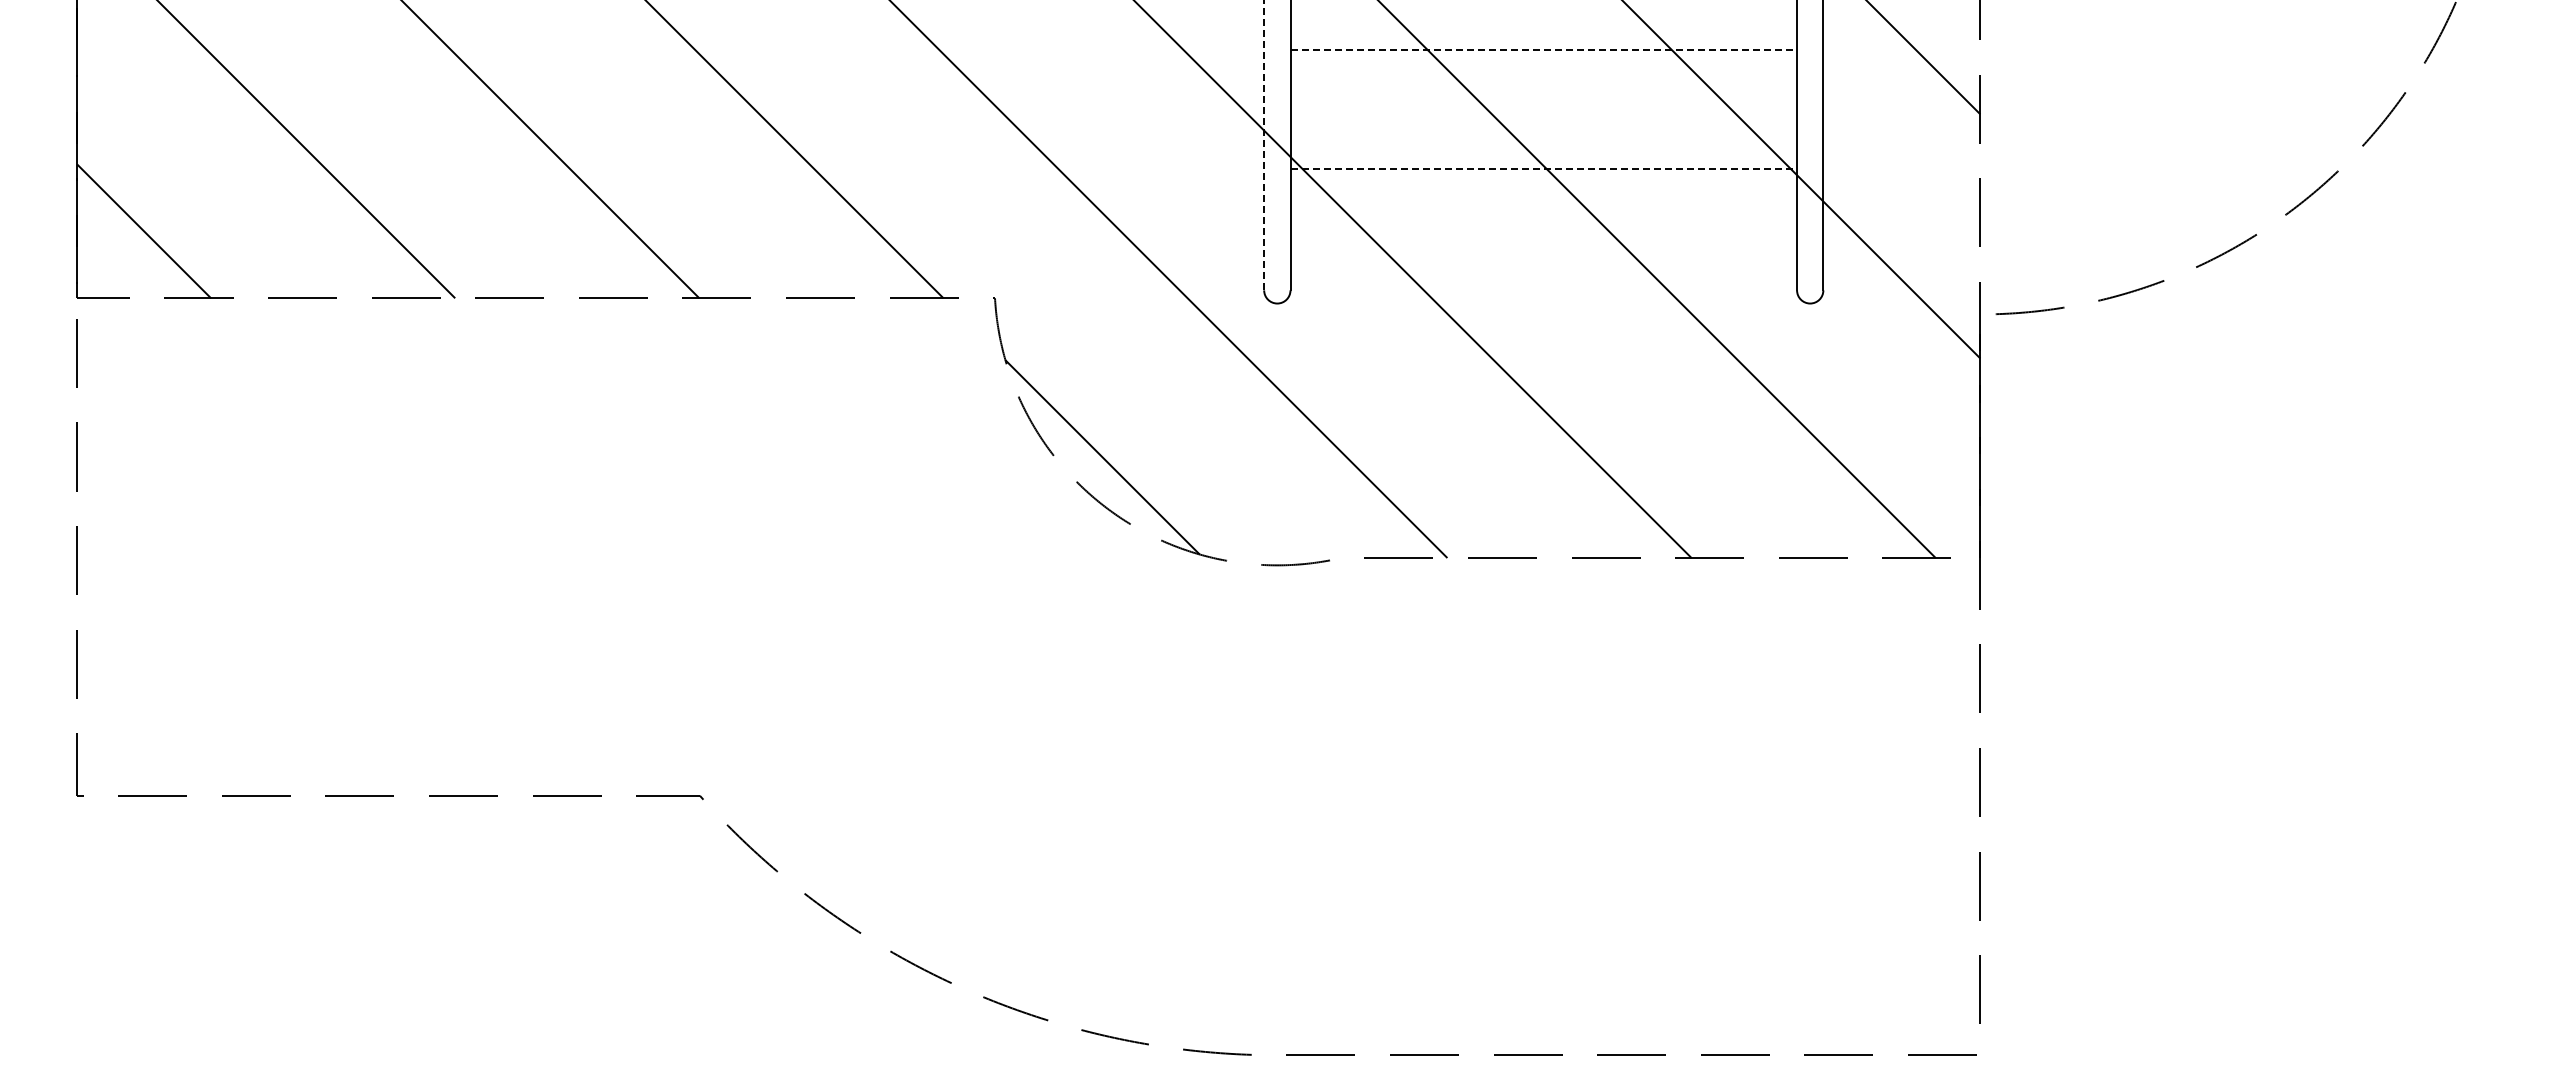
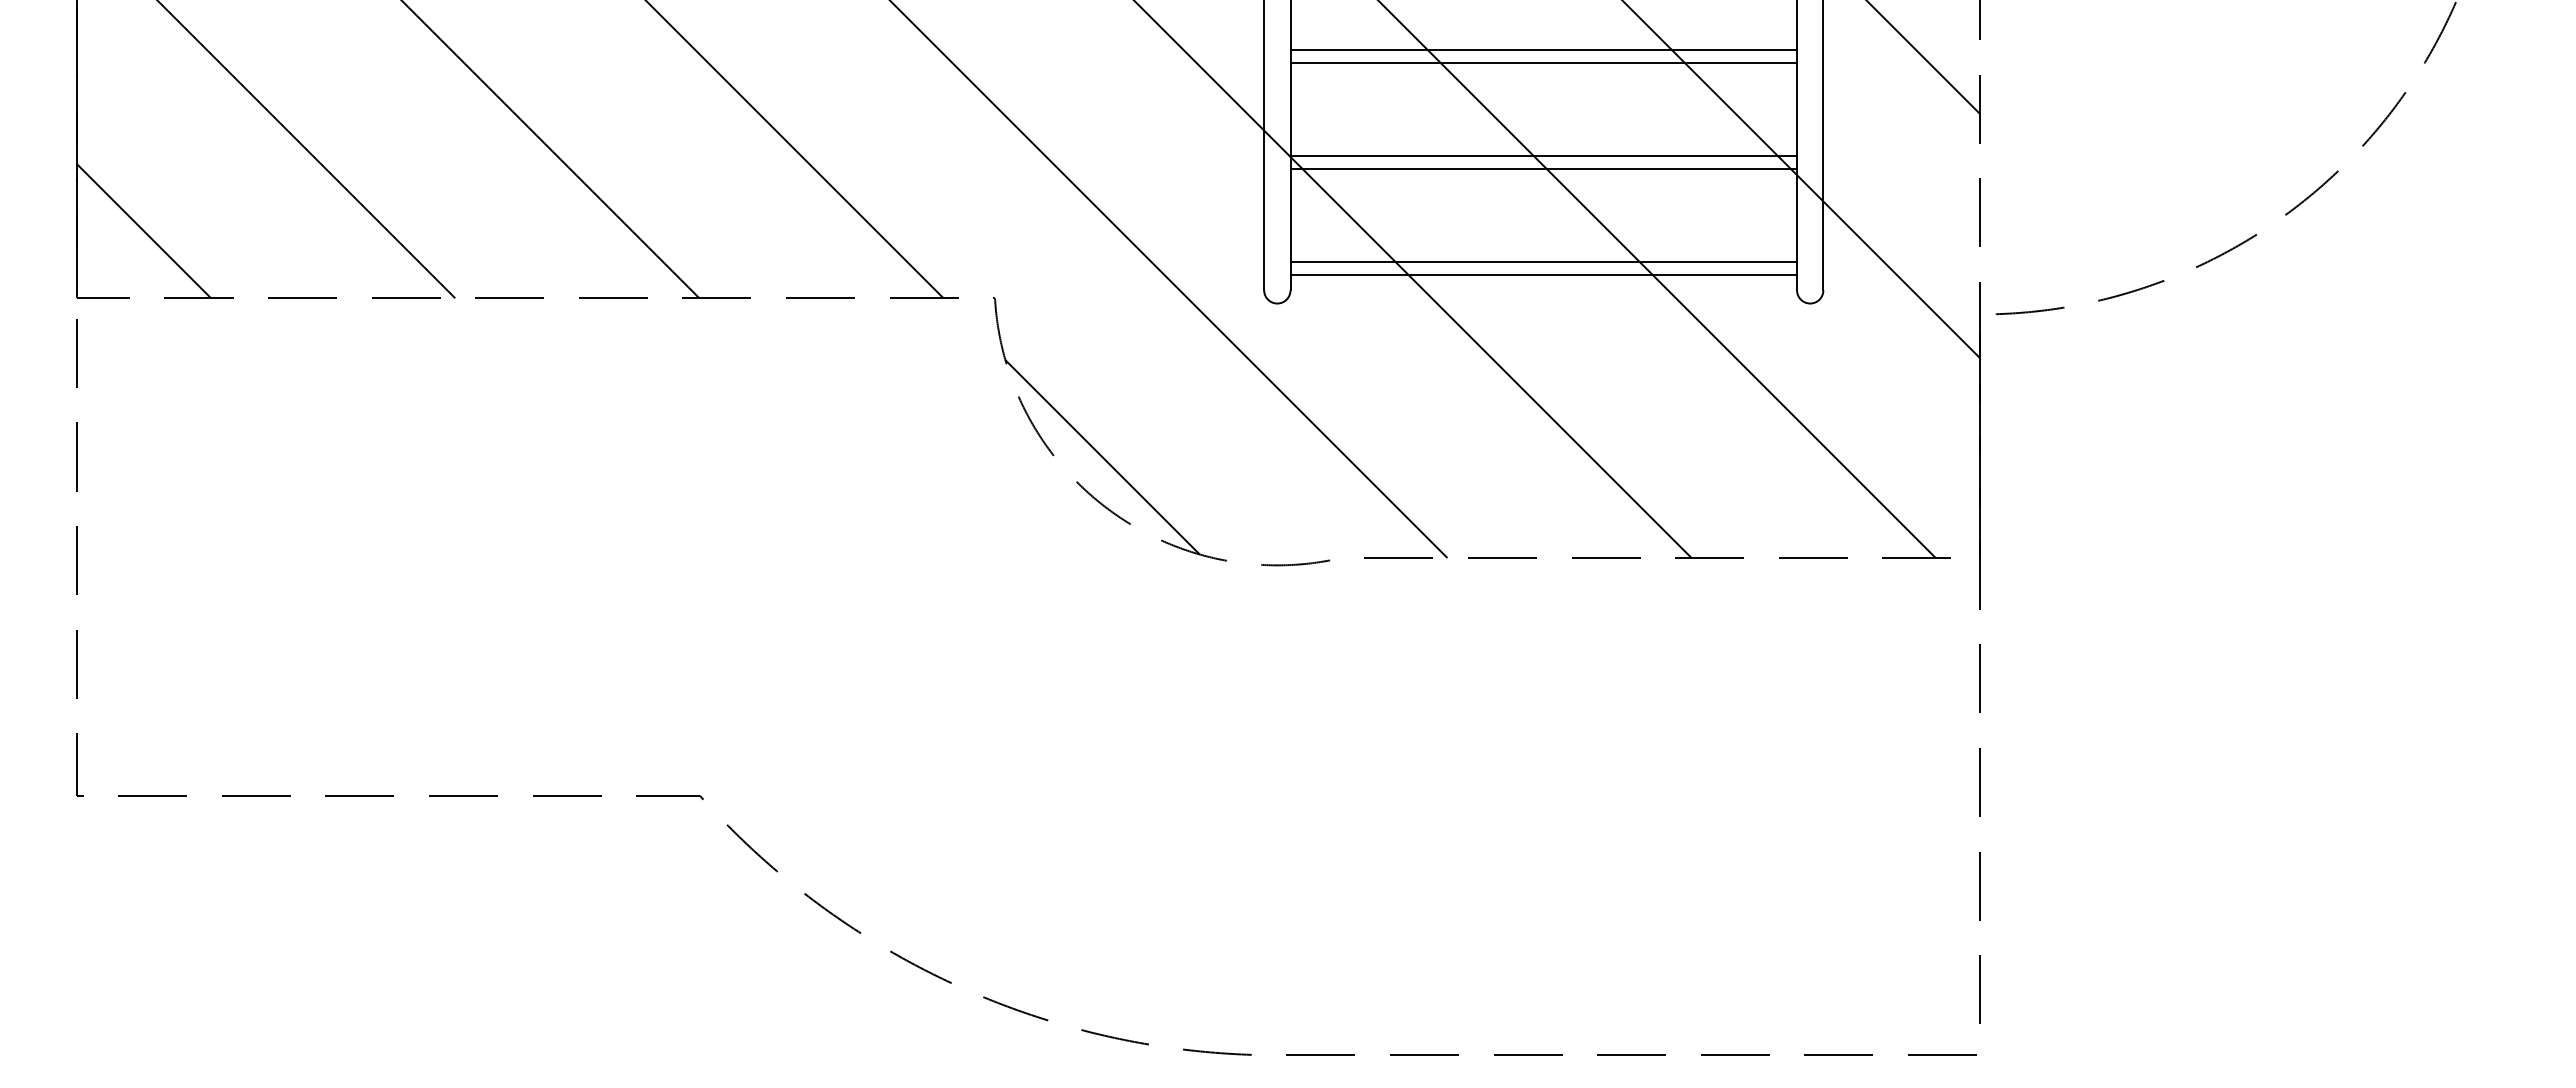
line: dashed -> solid (1544, 49)
line: none -> present (1543, 63)
line: dashed -> solid (1264, 145)
line: none -> present (1543, 155)
line: dashed -> solid (1544, 169)
line: none -> present (1543, 261)
line: none -> present (1543, 275)
